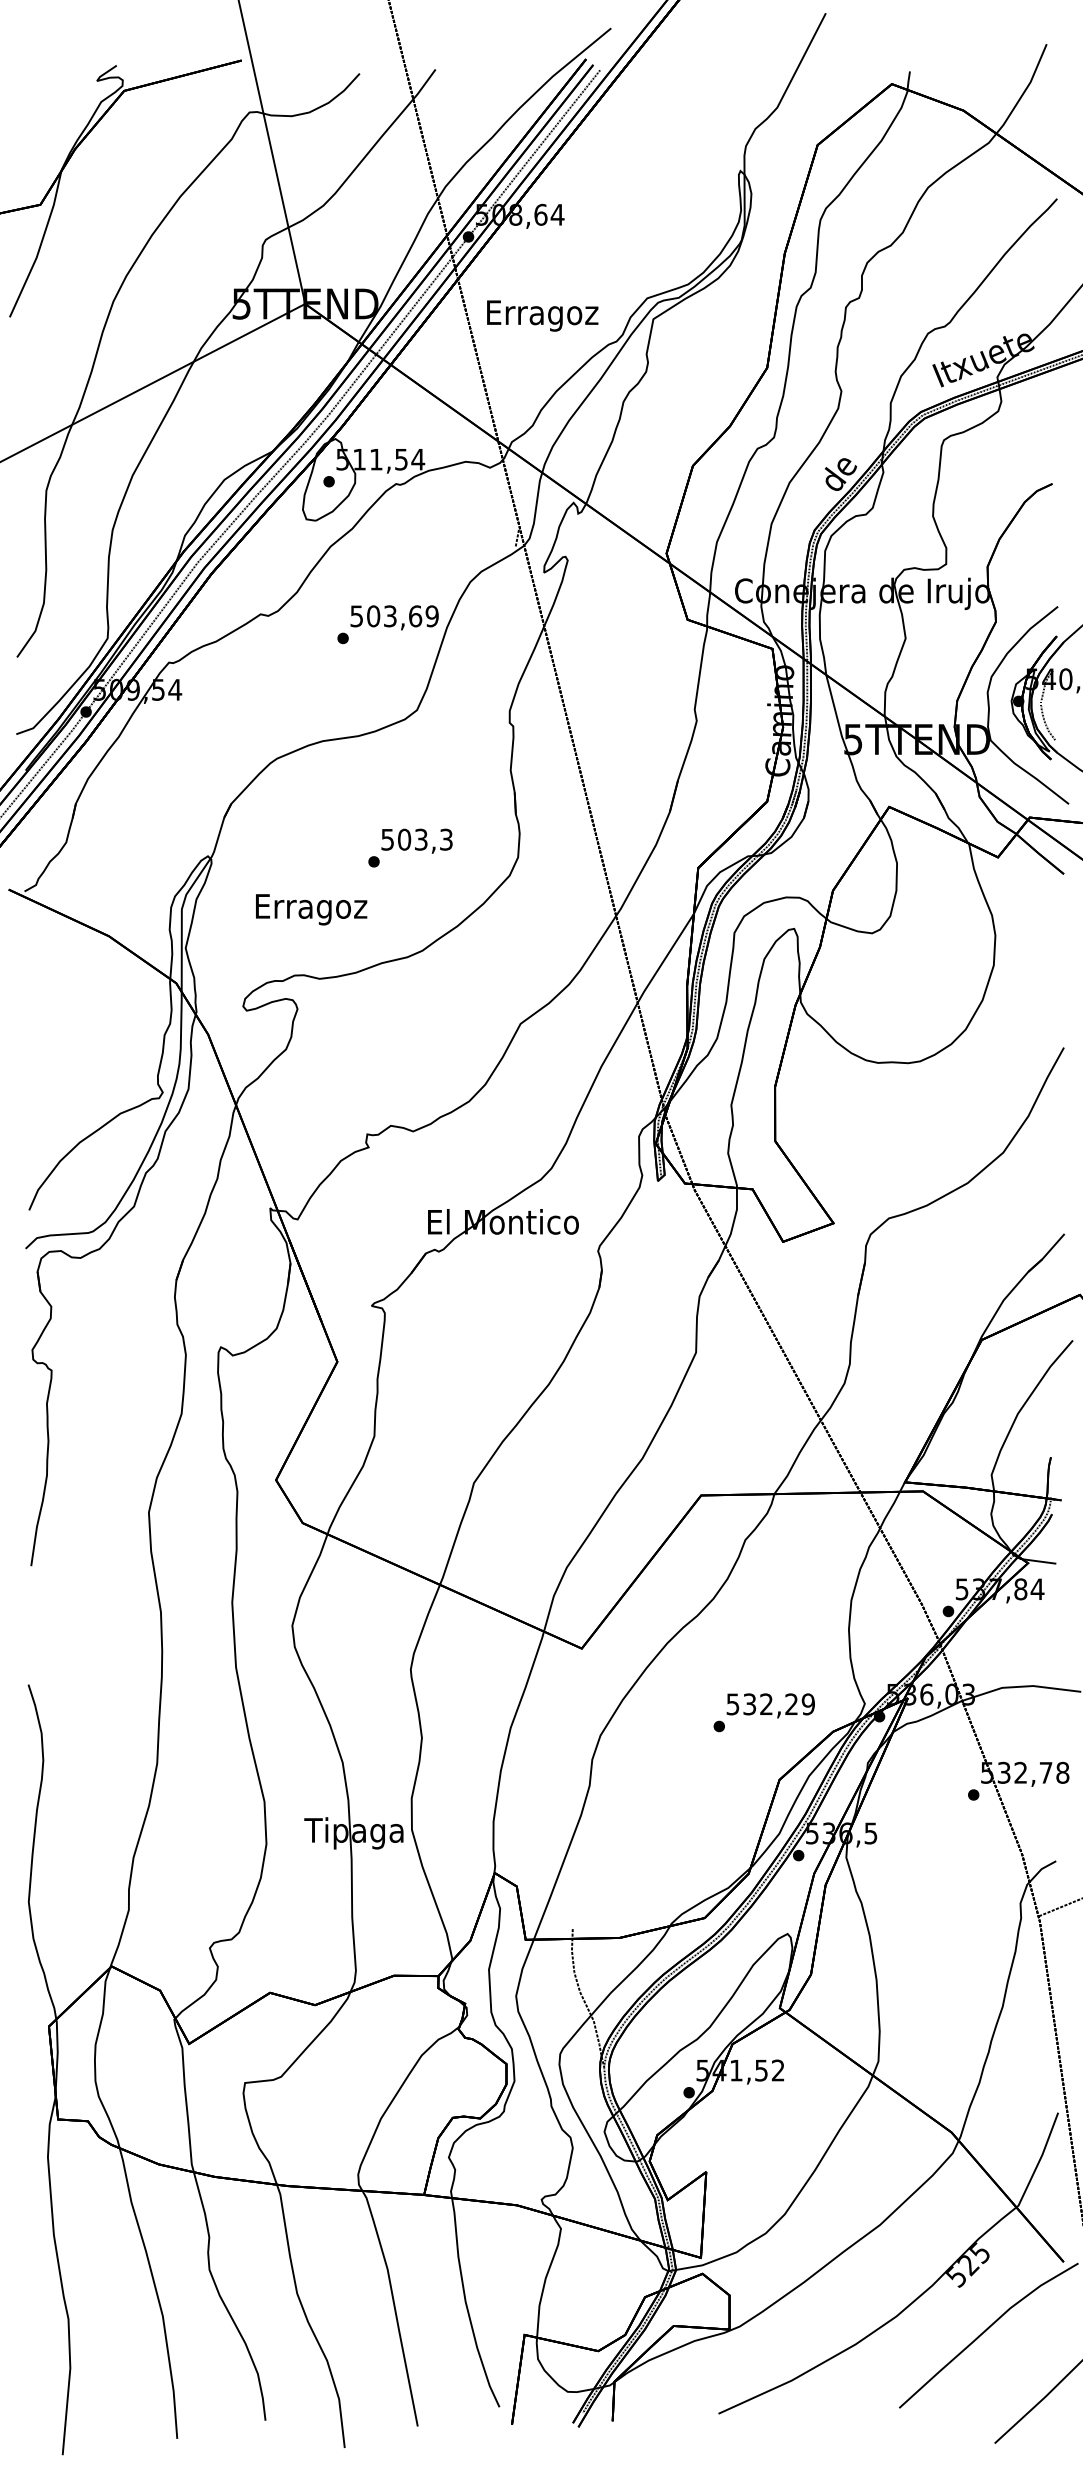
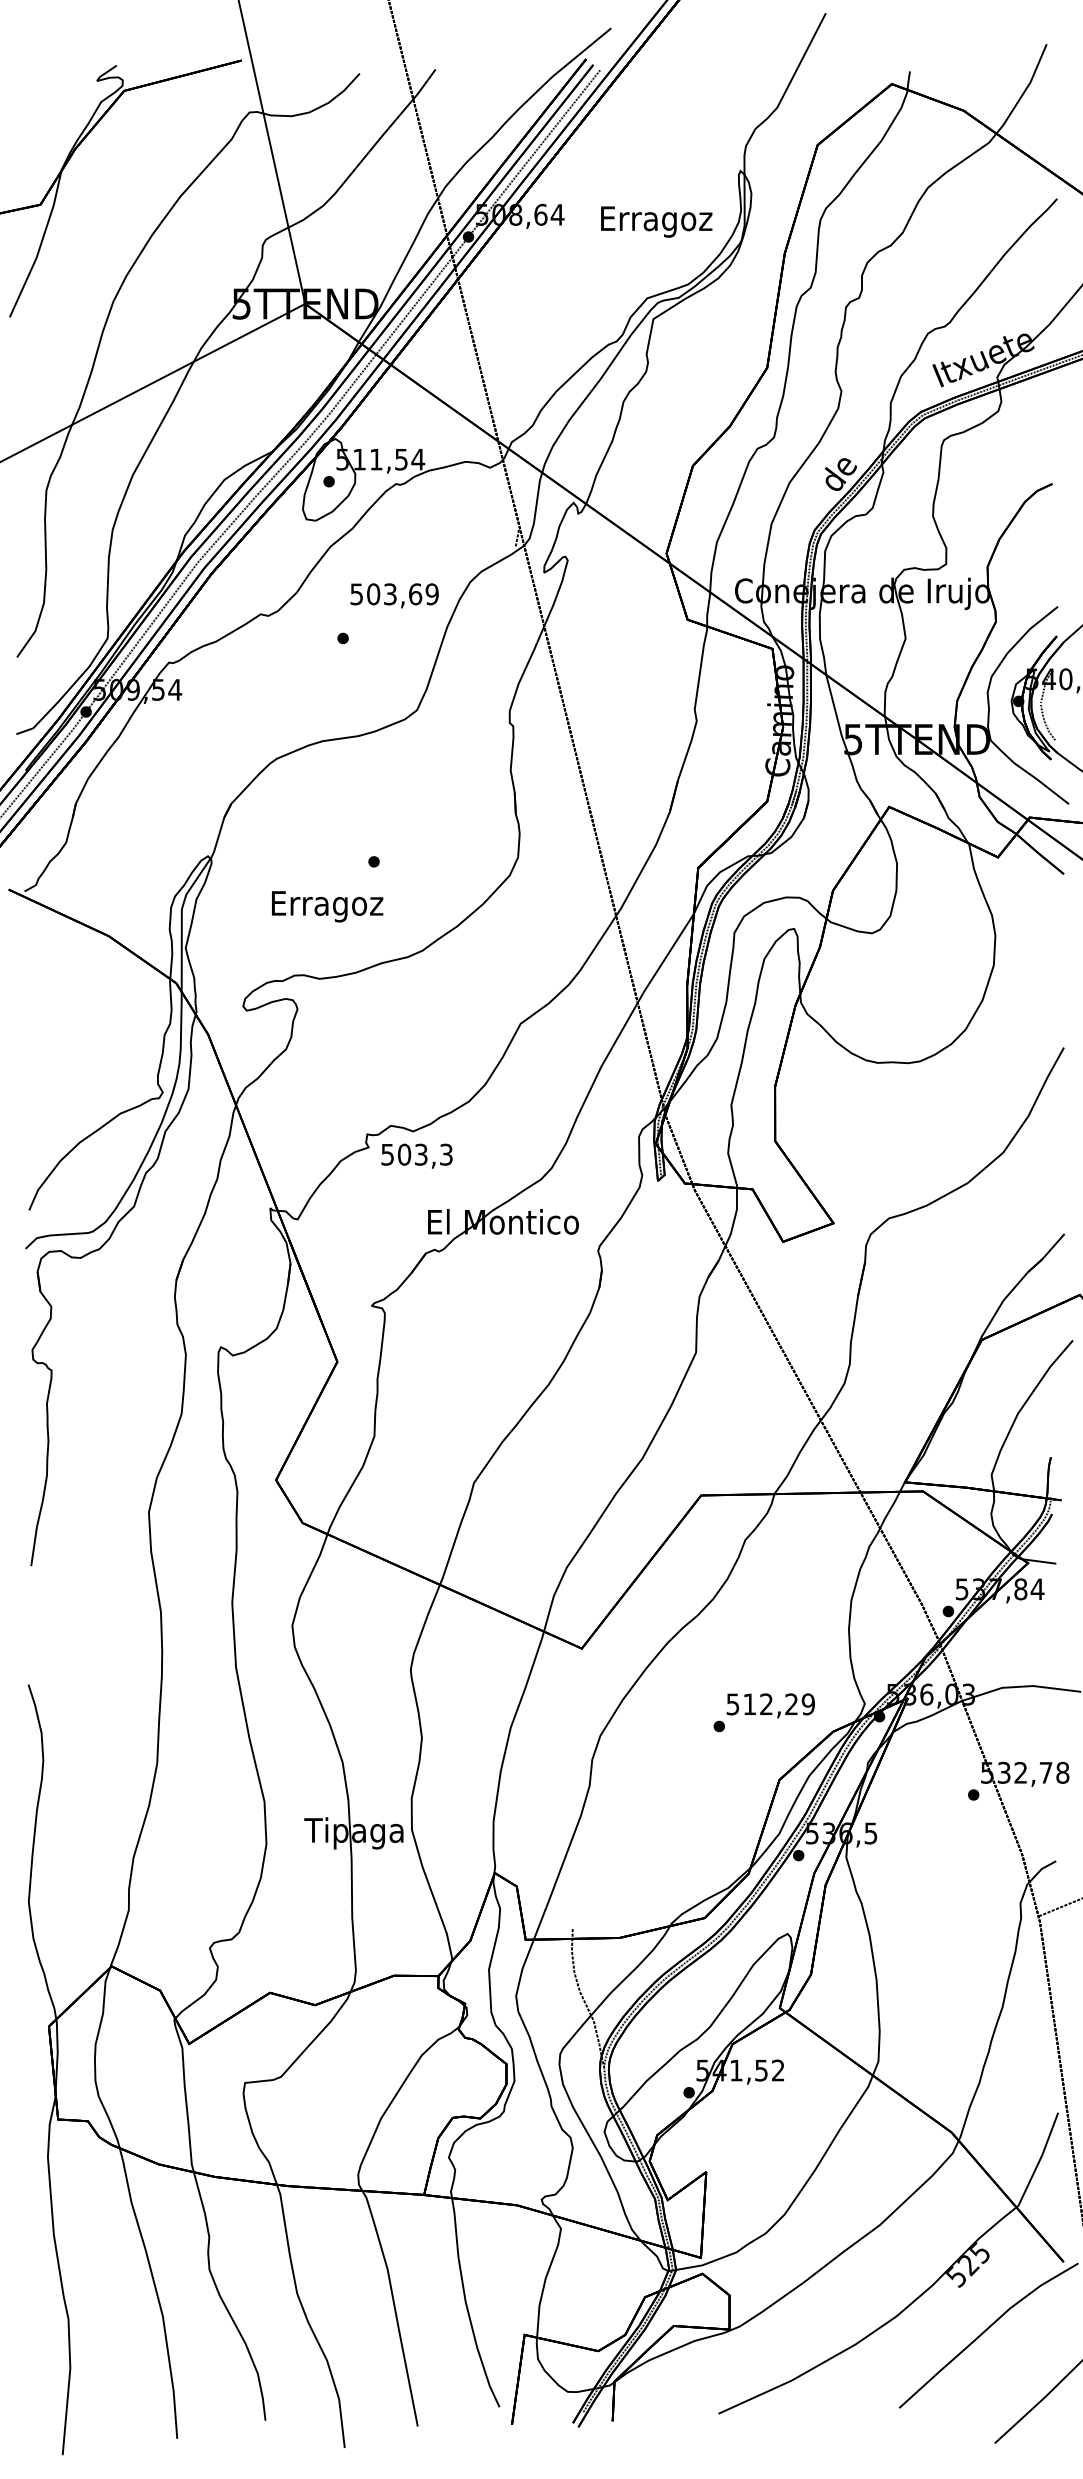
text position: (542, 315) -> (656, 221) (656, 221)
text position: (394, 617) -> (394, 595) (394, 595)
text position: (416, 840) -> (416, 1155) (416, 1155)
text position: (311, 909) -> (327, 906) (327, 906)
text: 532,29 -> 512,29 (749, 1704)
